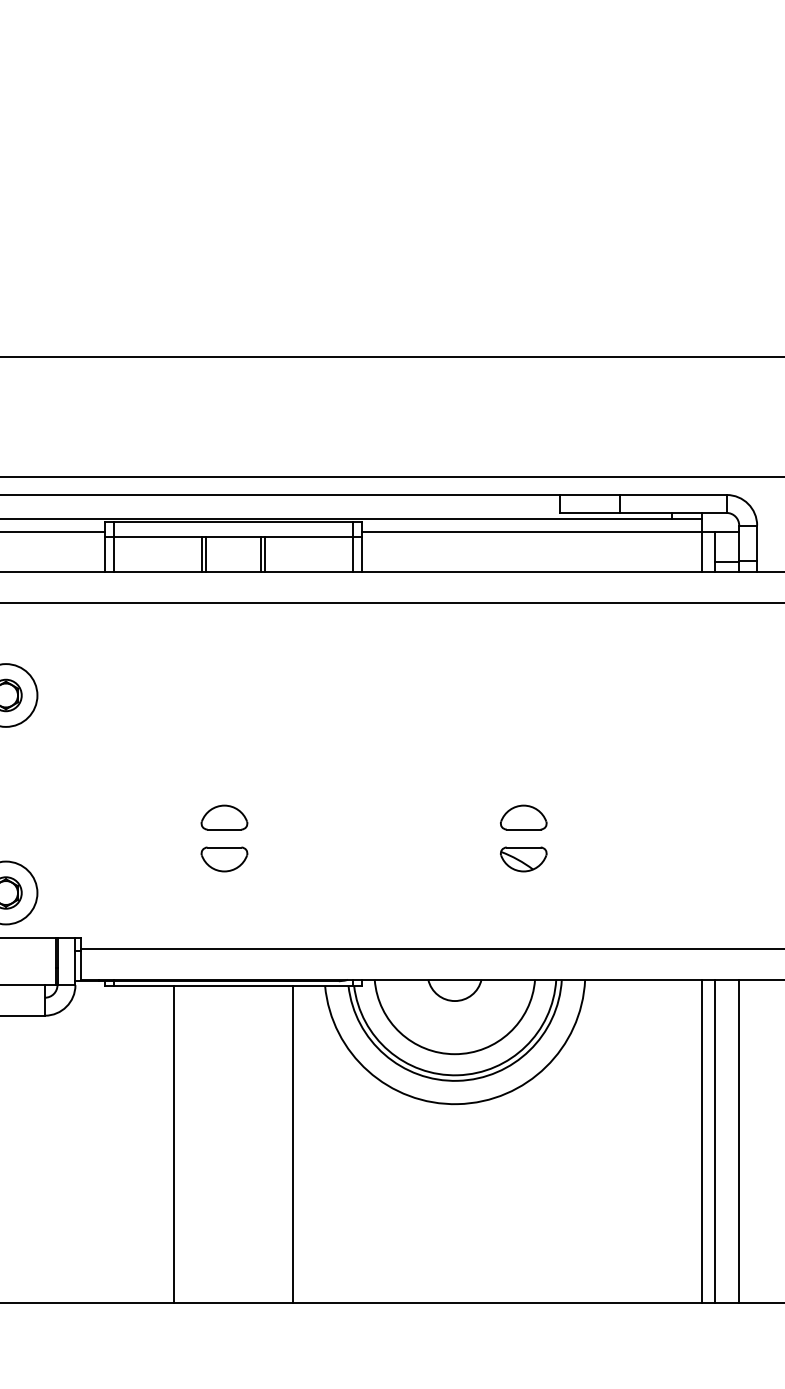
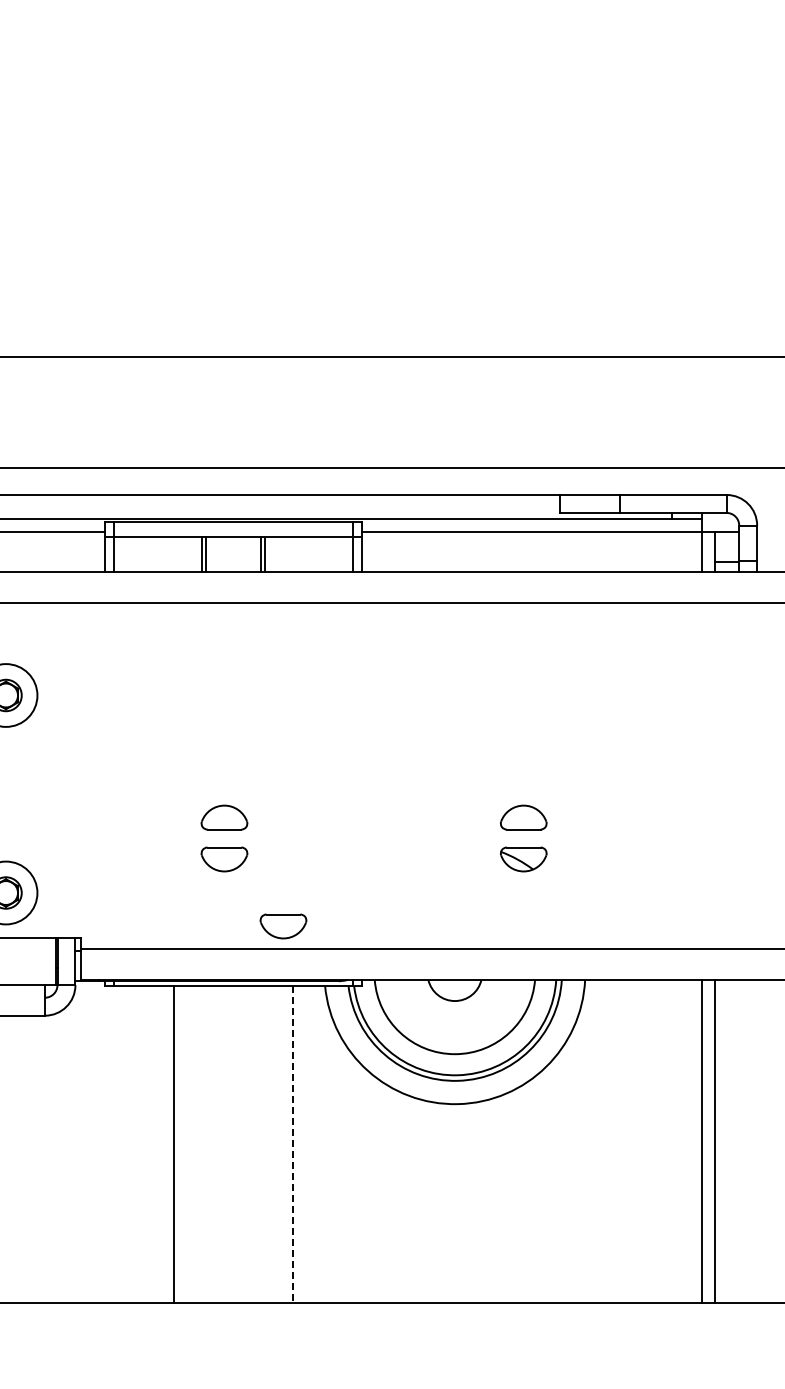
line position: (391, 477) -> (391, 468) (391, 468)
part: none -> present (283, 926)
line: present -> none (739, 1140)
line: solid -> dashed (293, 1144)
